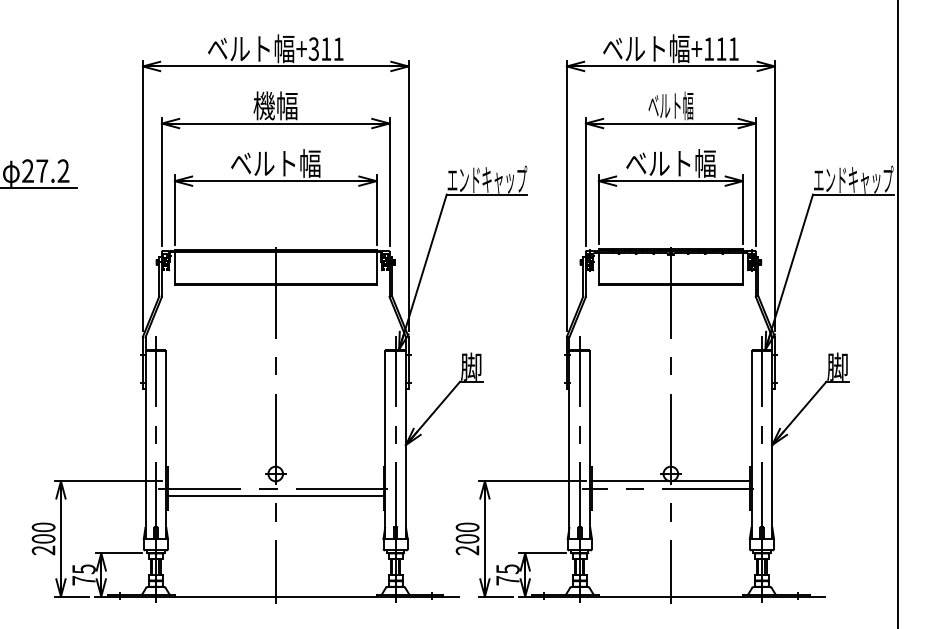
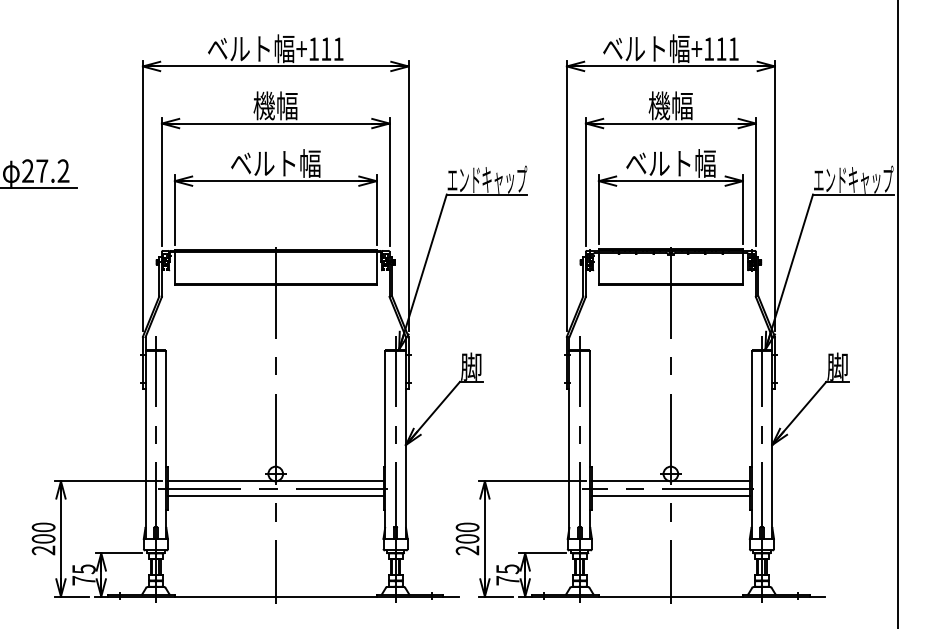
text: +311 -> +111 (313, 48)
text: ベルト幅 -> 機幅 (670, 105)
line: none -> present (275, 481)
line: none -> present (670, 495)
